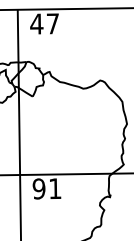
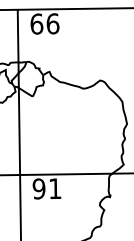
text: 47 -> 66 (44, 23)
